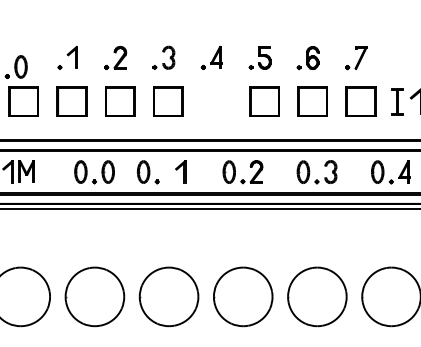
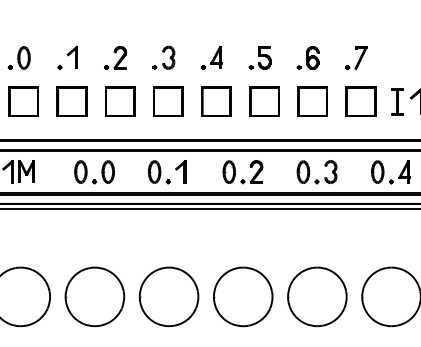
part position: (15, 66) -> (18, 57) (18, 57)
part: none -> present (216, 101)
part position: (148, 172) -> (159, 172) (159, 172)
